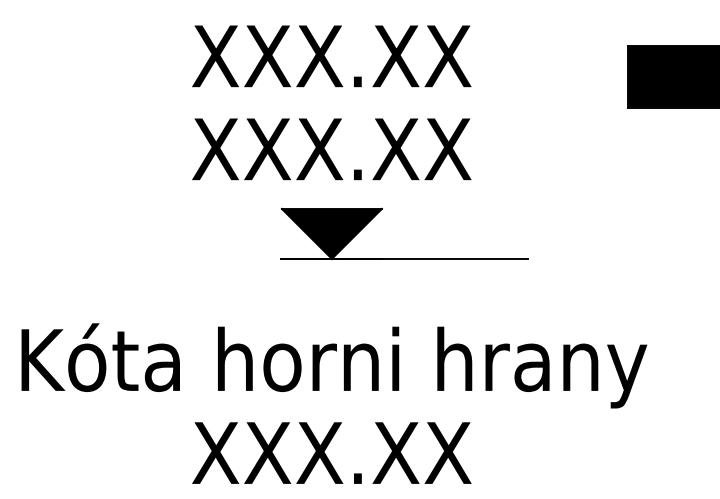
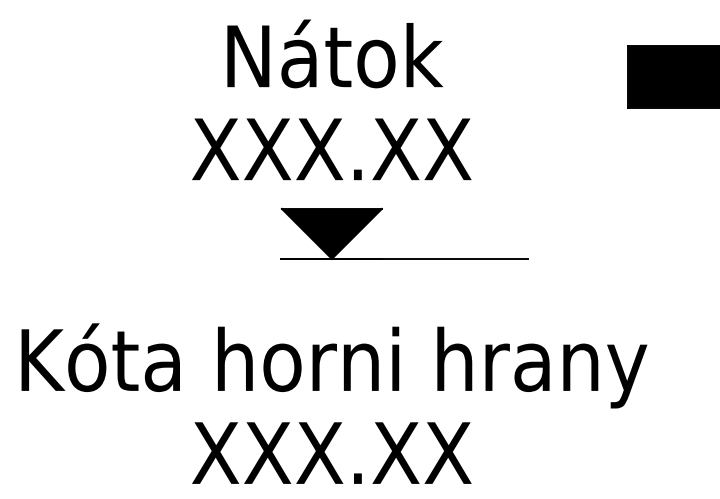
text: XXX.XX -> Nátok (331, 53)
